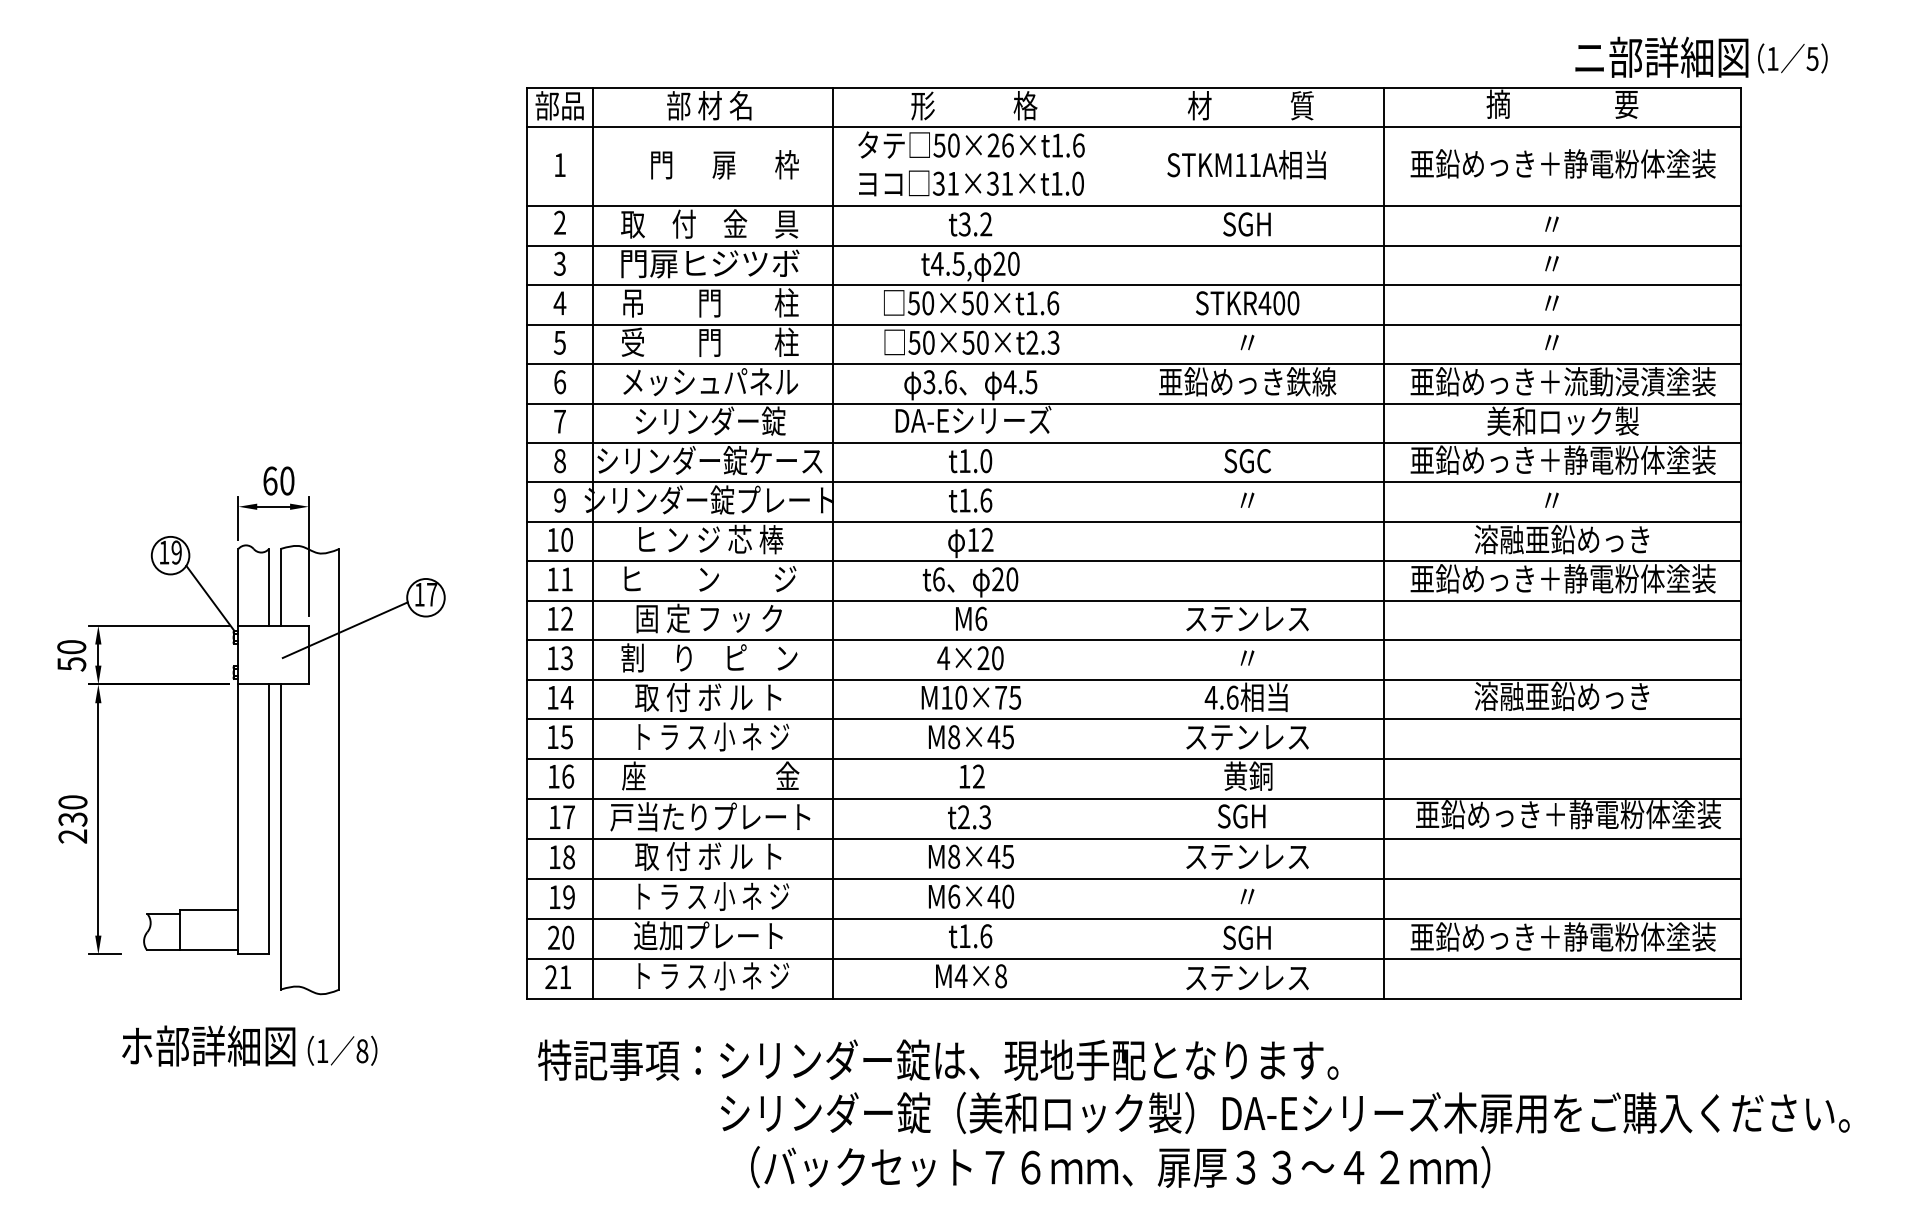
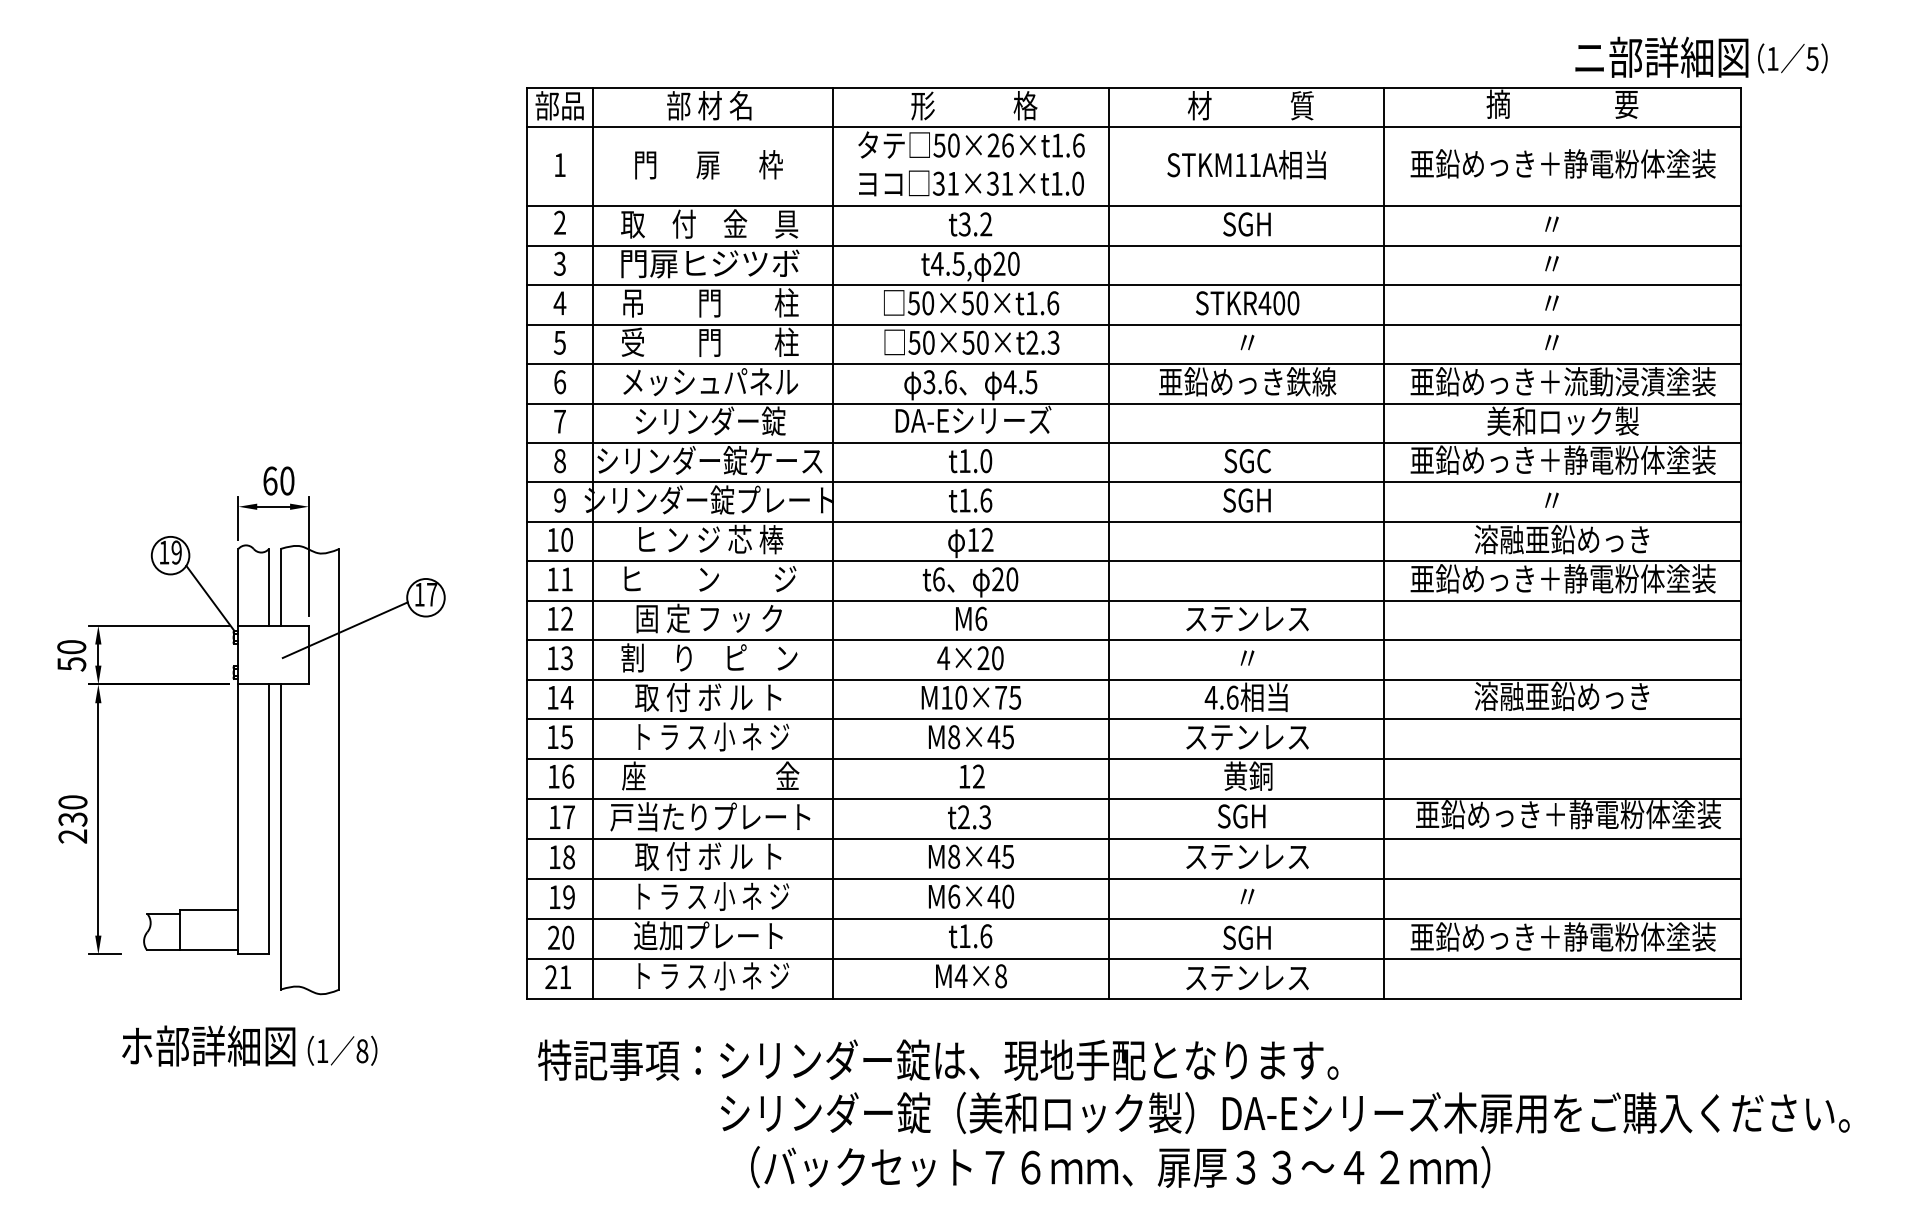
text position: (724, 164) -> (708, 164) (708, 164)
text: 〃 -> SGH (1246, 500)
line: none -> present (1109, 543)
